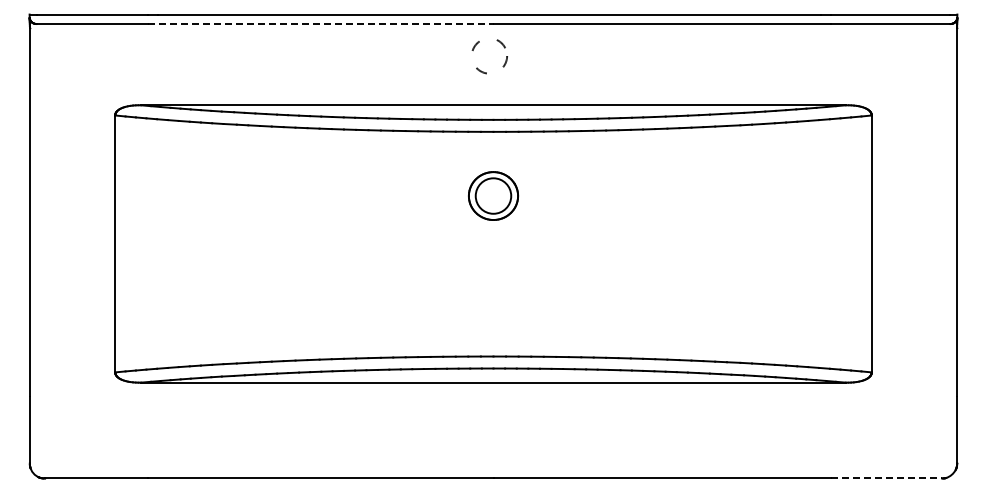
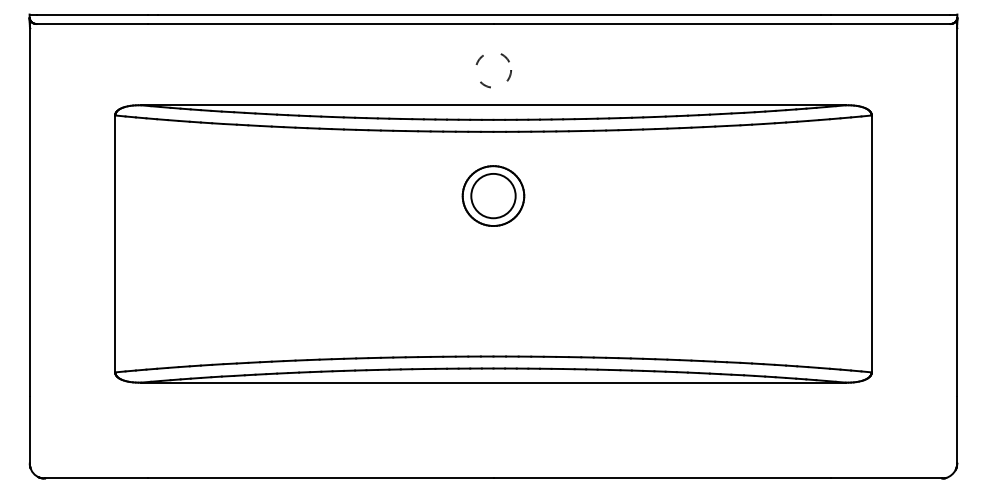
line: dashed -> solid (320, 24)
circle position: (489, 56) -> (493, 70) (493, 70)
part size: 52x50 px -> 65x62 px (493, 195)
line: dashed -> solid (886, 478)
